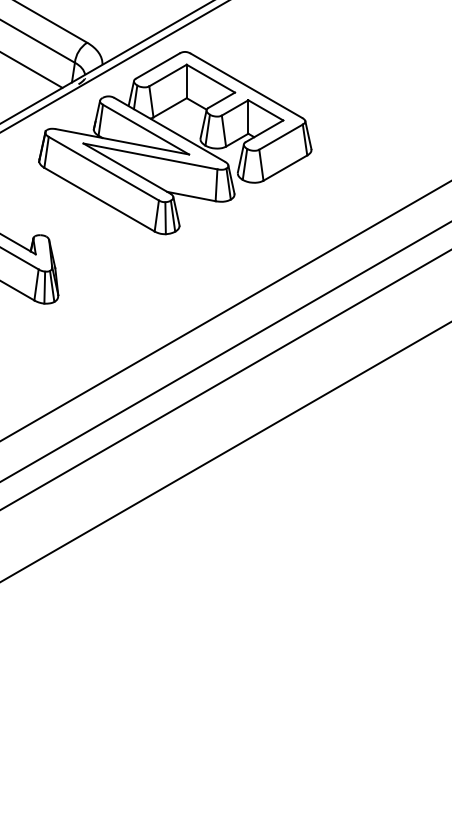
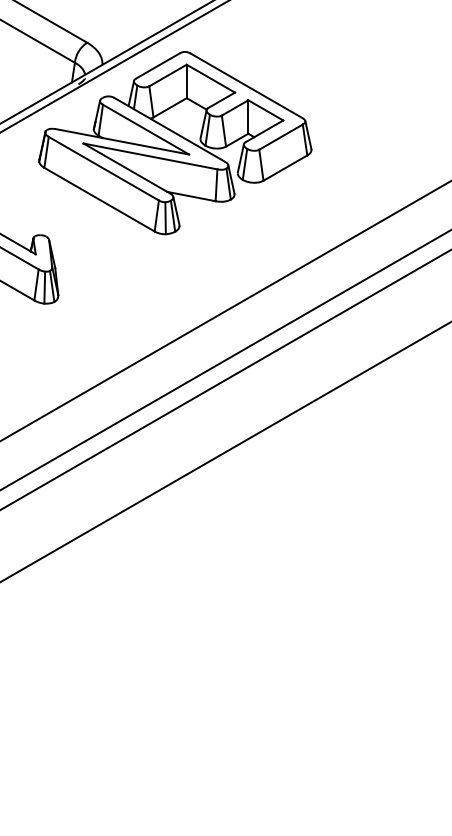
line: present -> none (32, 70)
line position: (225, 351) -> (225, 360) (225, 360)
